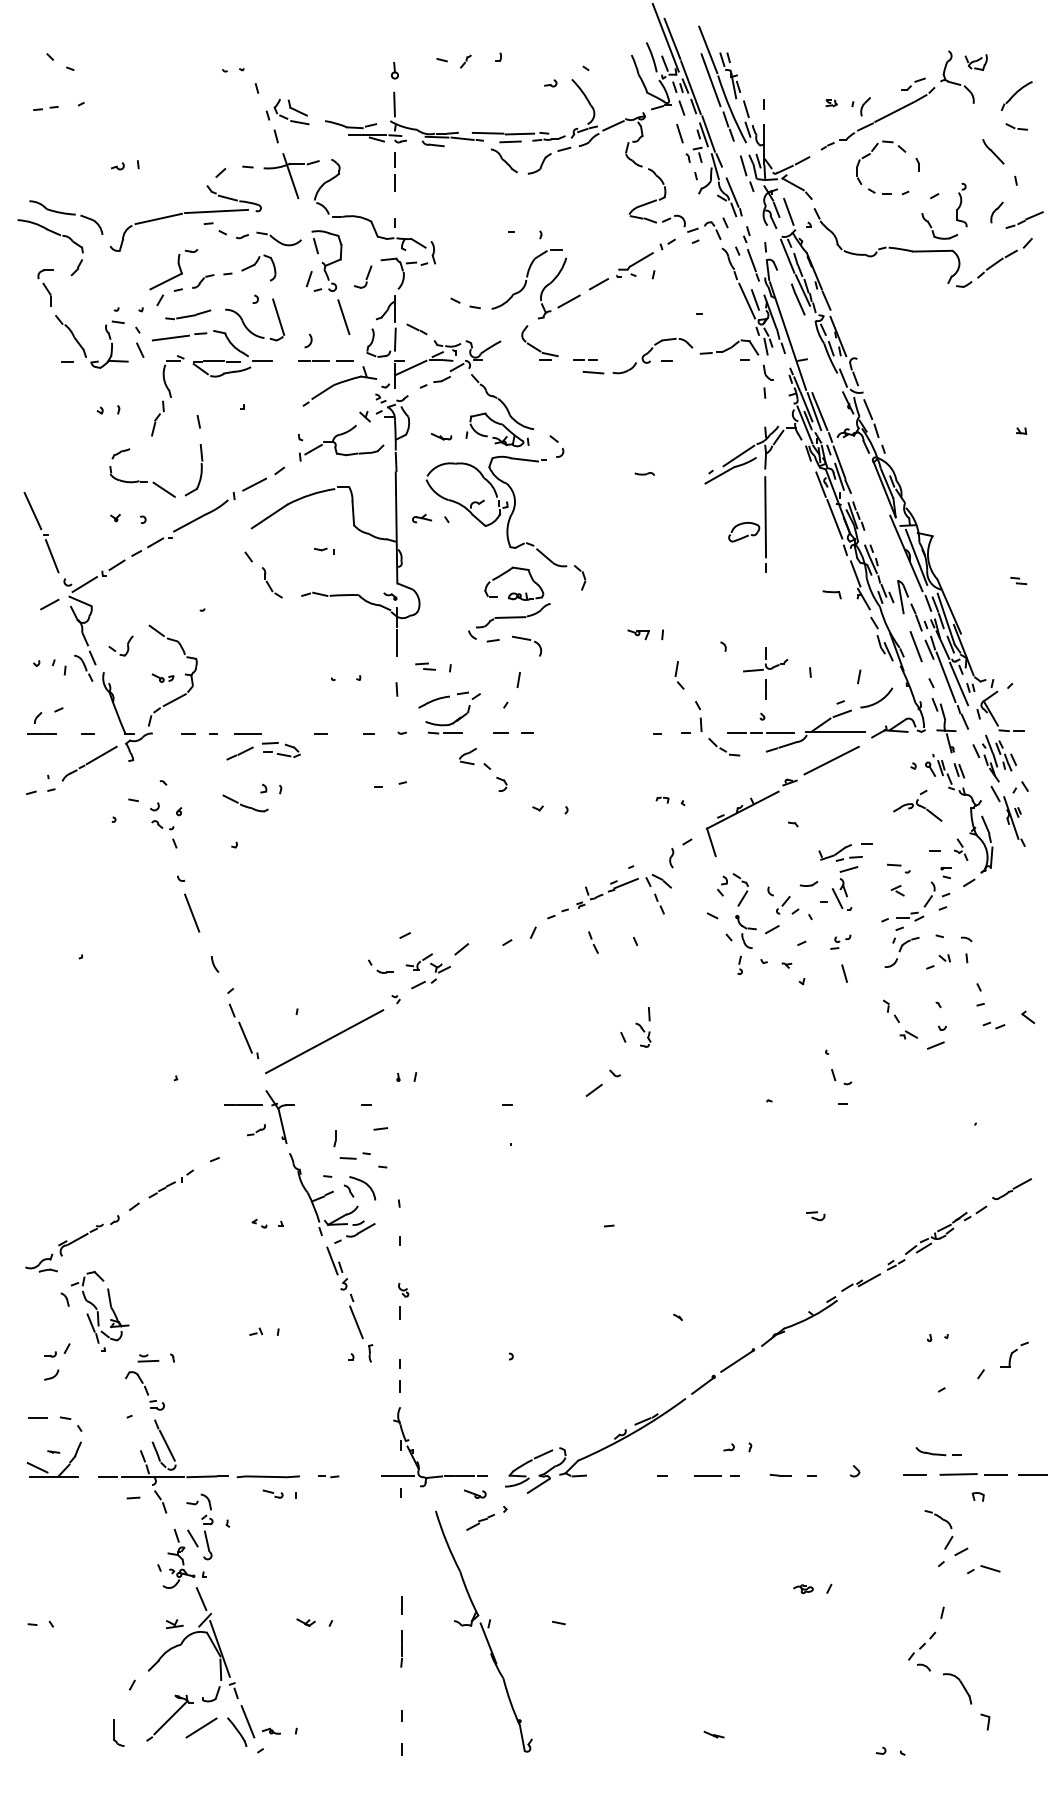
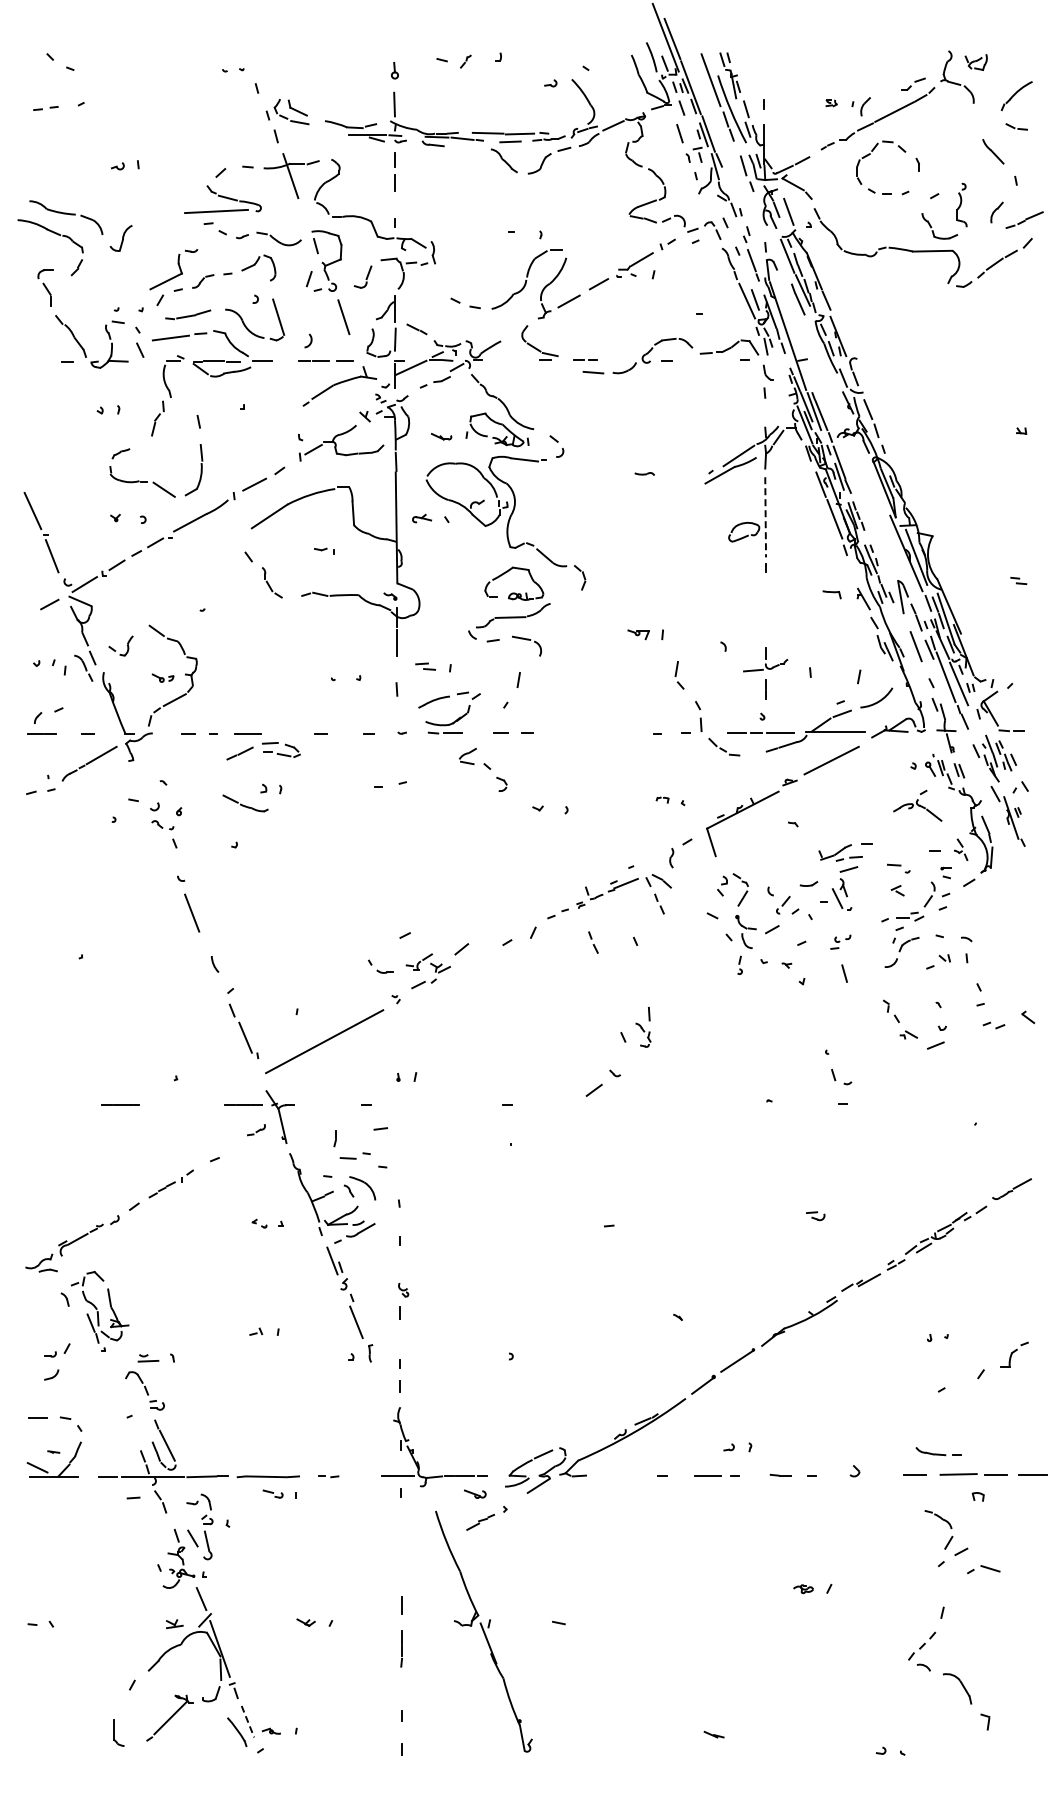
line: present -> none (708, 49)
line: present -> none (732, 192)
line: present -> none (158, 218)
line: solid -> dashed (765, 517)
line: present -> none (855, 573)
line: none -> present (120, 1104)
line: solid -> dashed (247, 1721)
line: present -> none (201, 1727)
